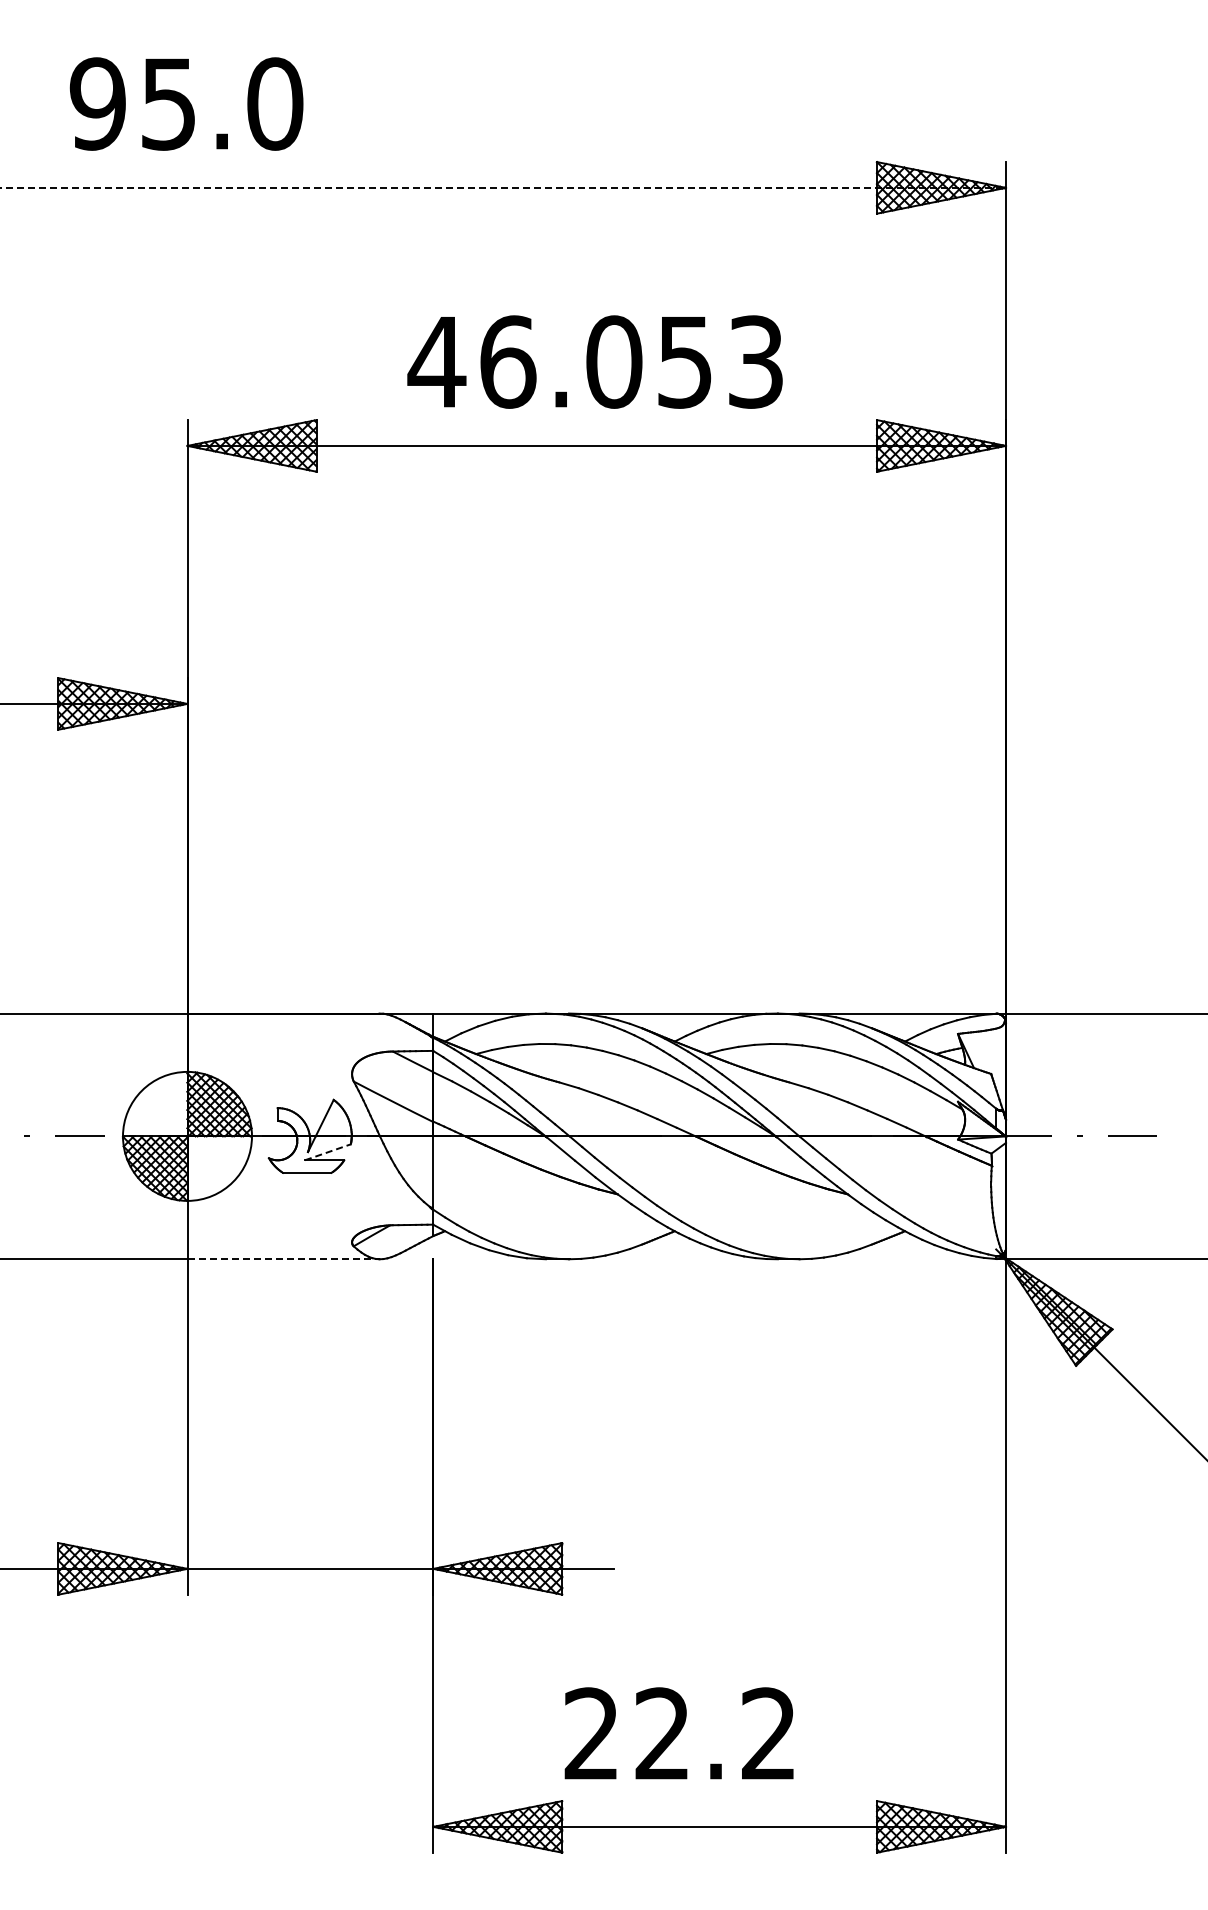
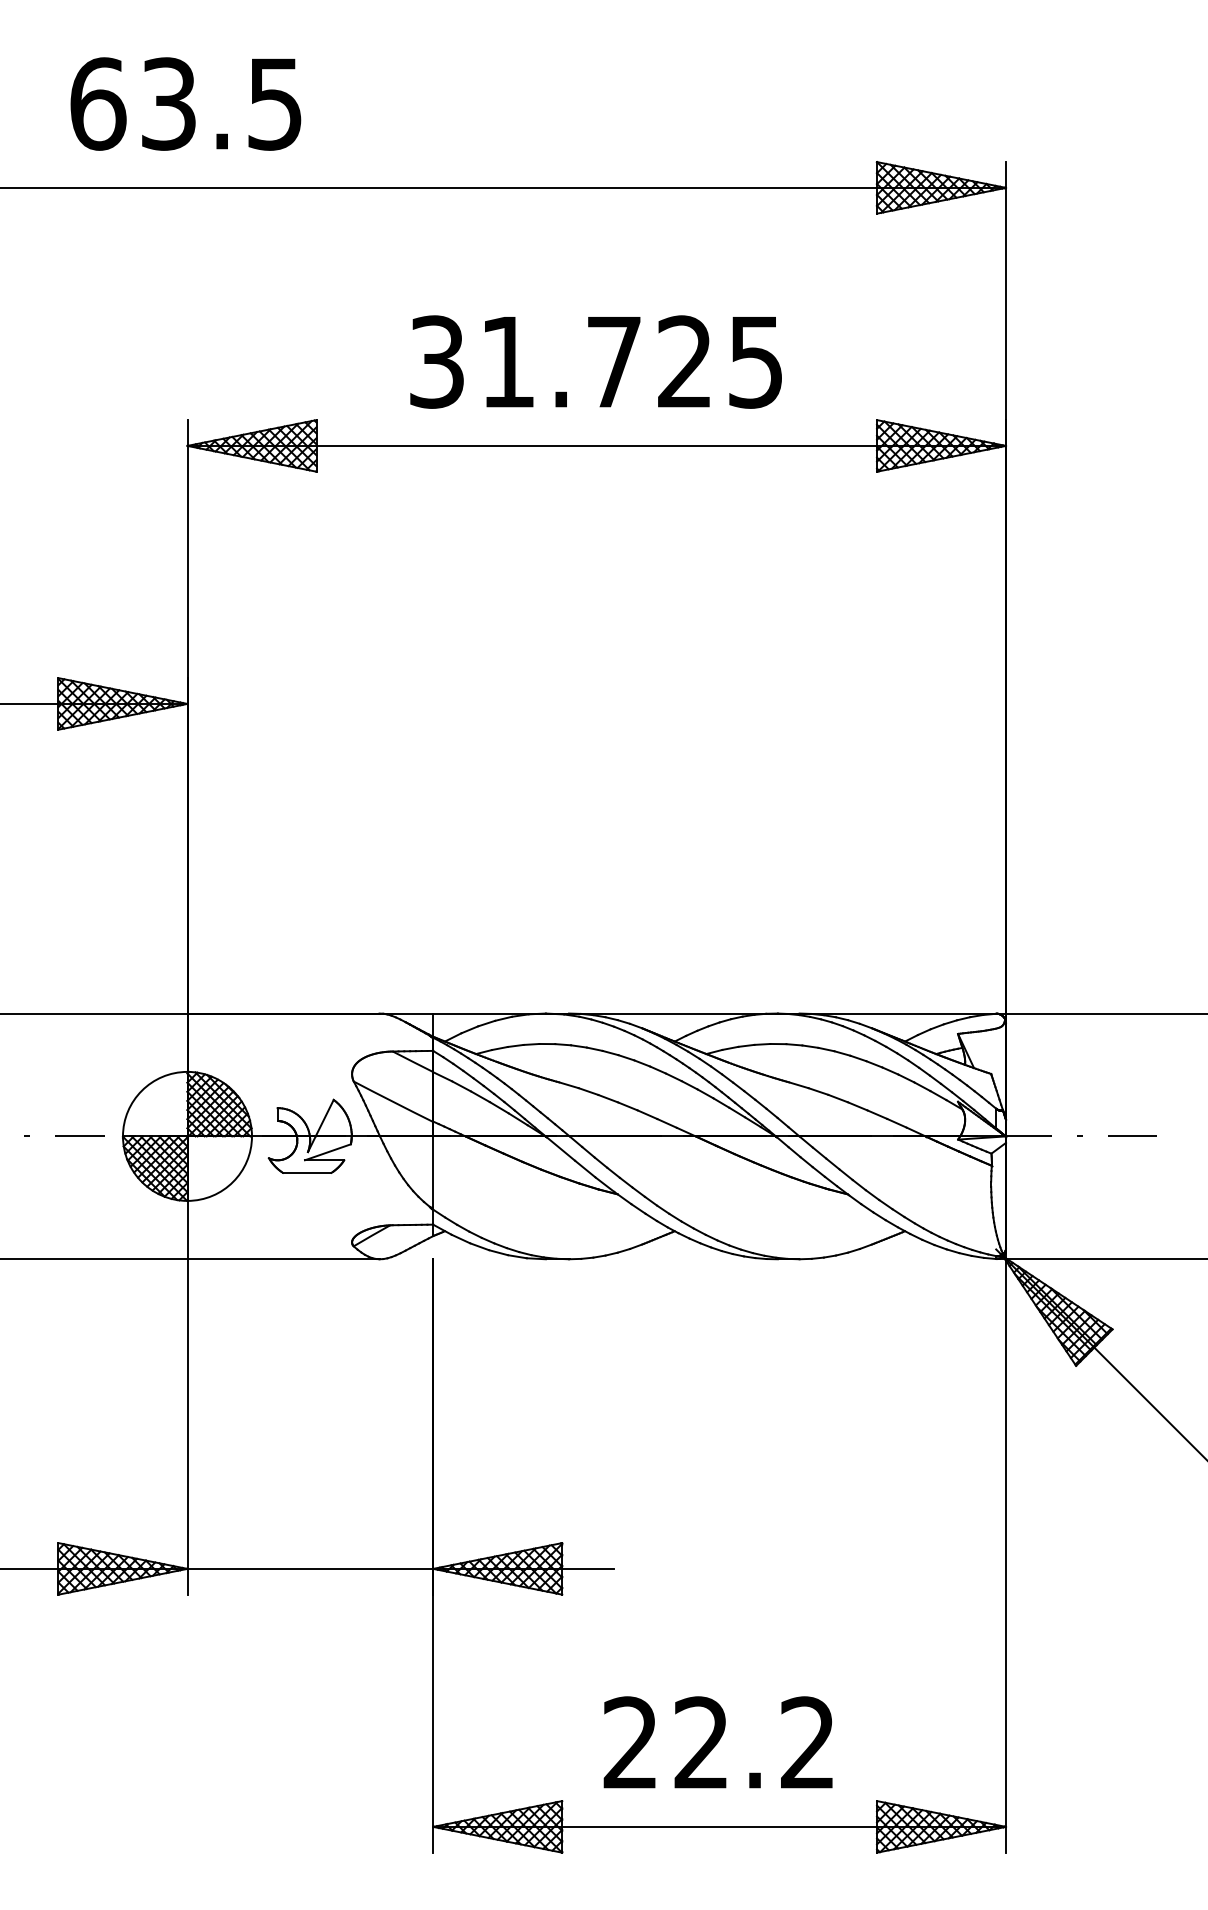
text: 95.0 -> 63.5 (186, 103)
line: dashed -> solid (503, 187)
text: 46.053 -> 31.725 (594, 361)
line: dashed -> solid (328, 1152)
line: dashed -> solid (284, 1259)
text position: (678, 1733) -> (717, 1742) (717, 1742)
